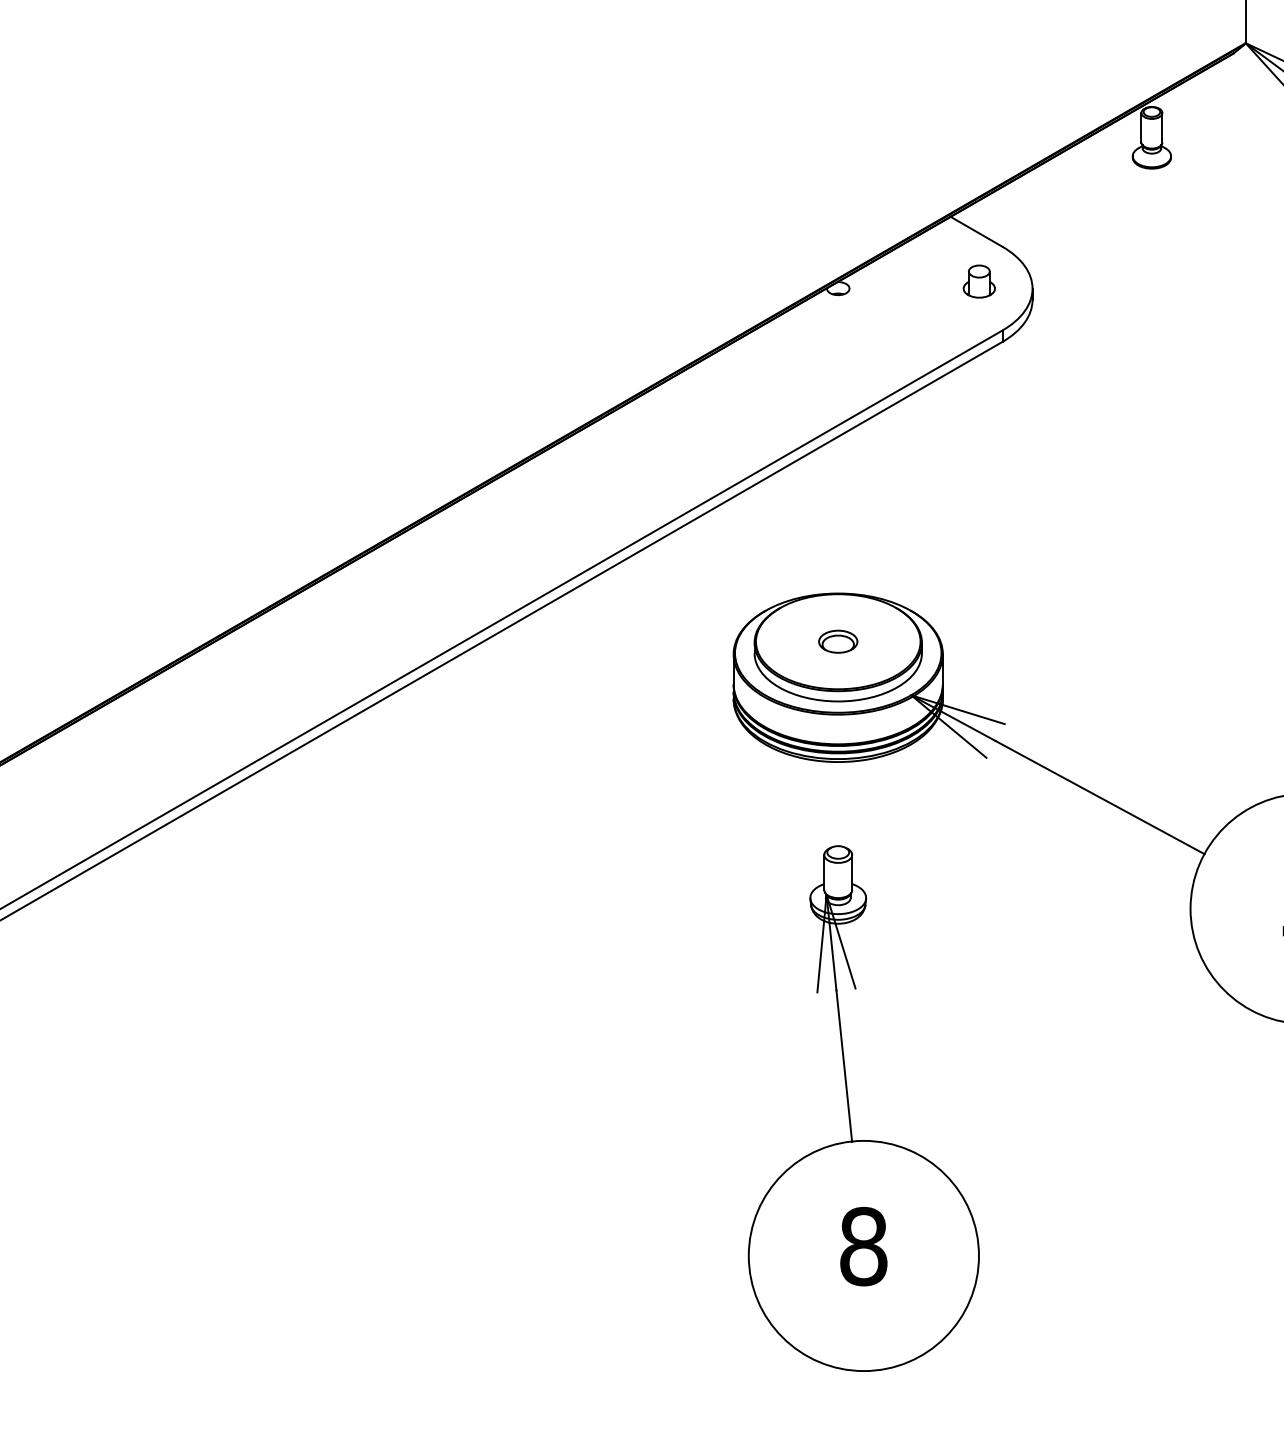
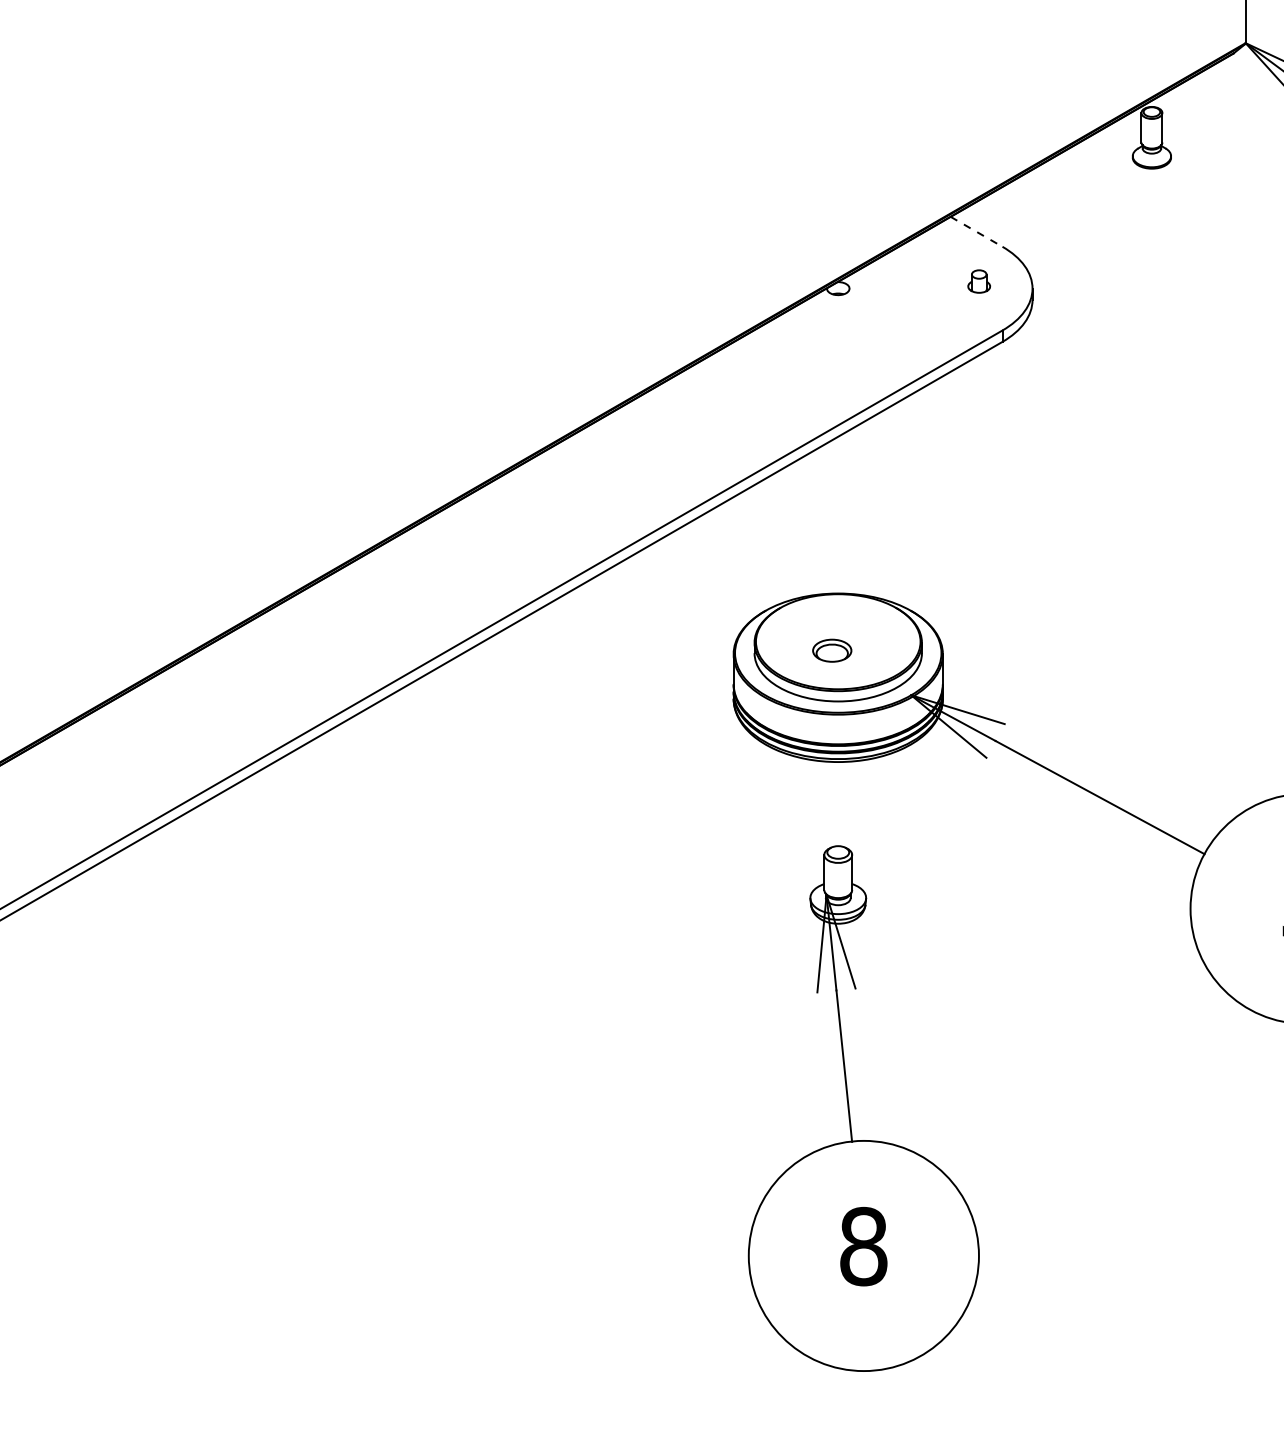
line: solid -> dashed (976, 231)
part size: 34x35 px -> 25x25 px (979, 281)
part position: (838, 641) -> (832, 650) (832, 650)
